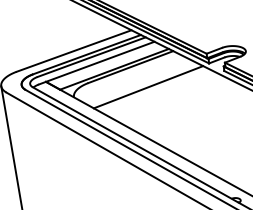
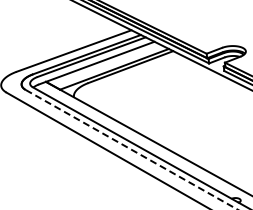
line: present -> none (148, 87)
line: present -> none (11, 148)
line: solid -> dashed (131, 149)
